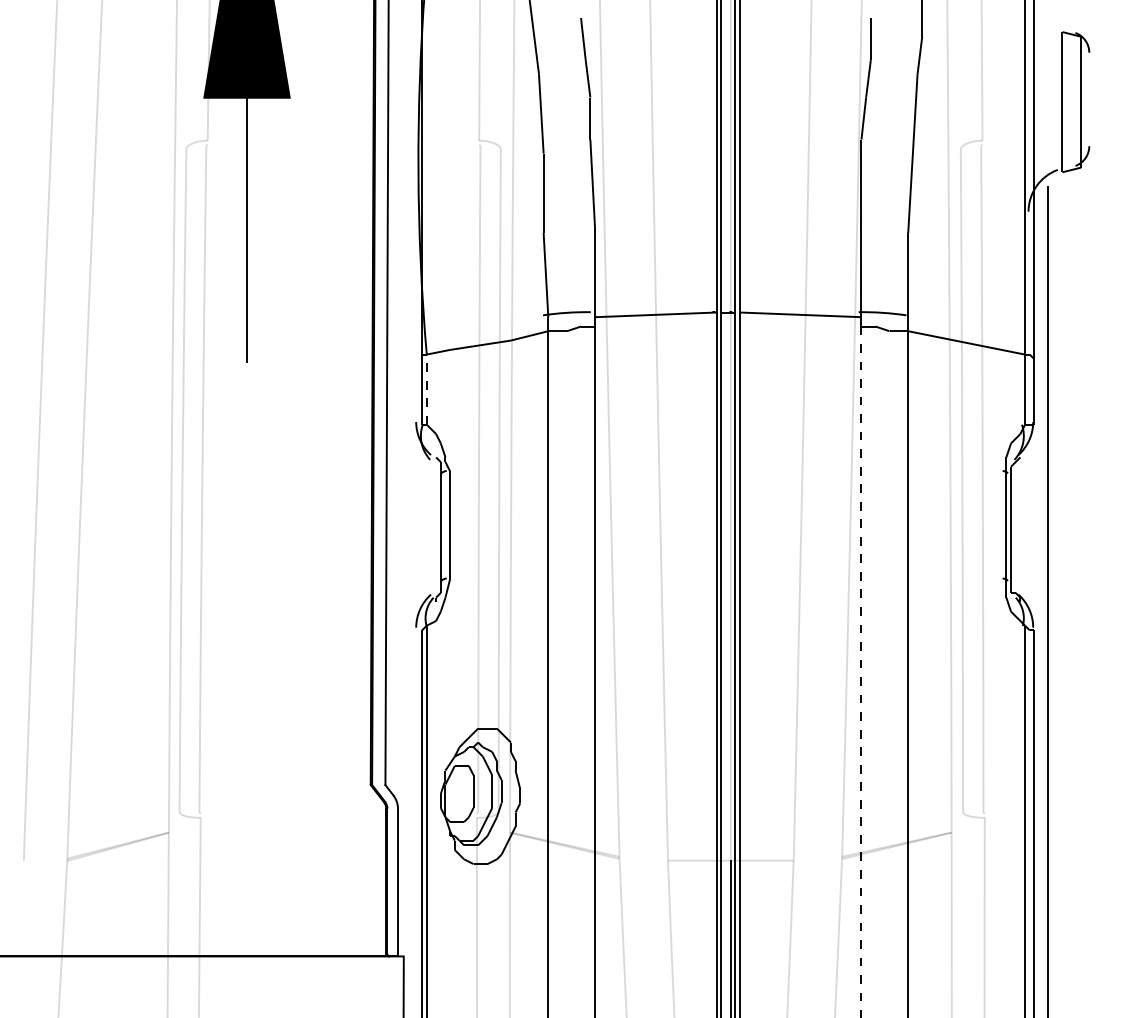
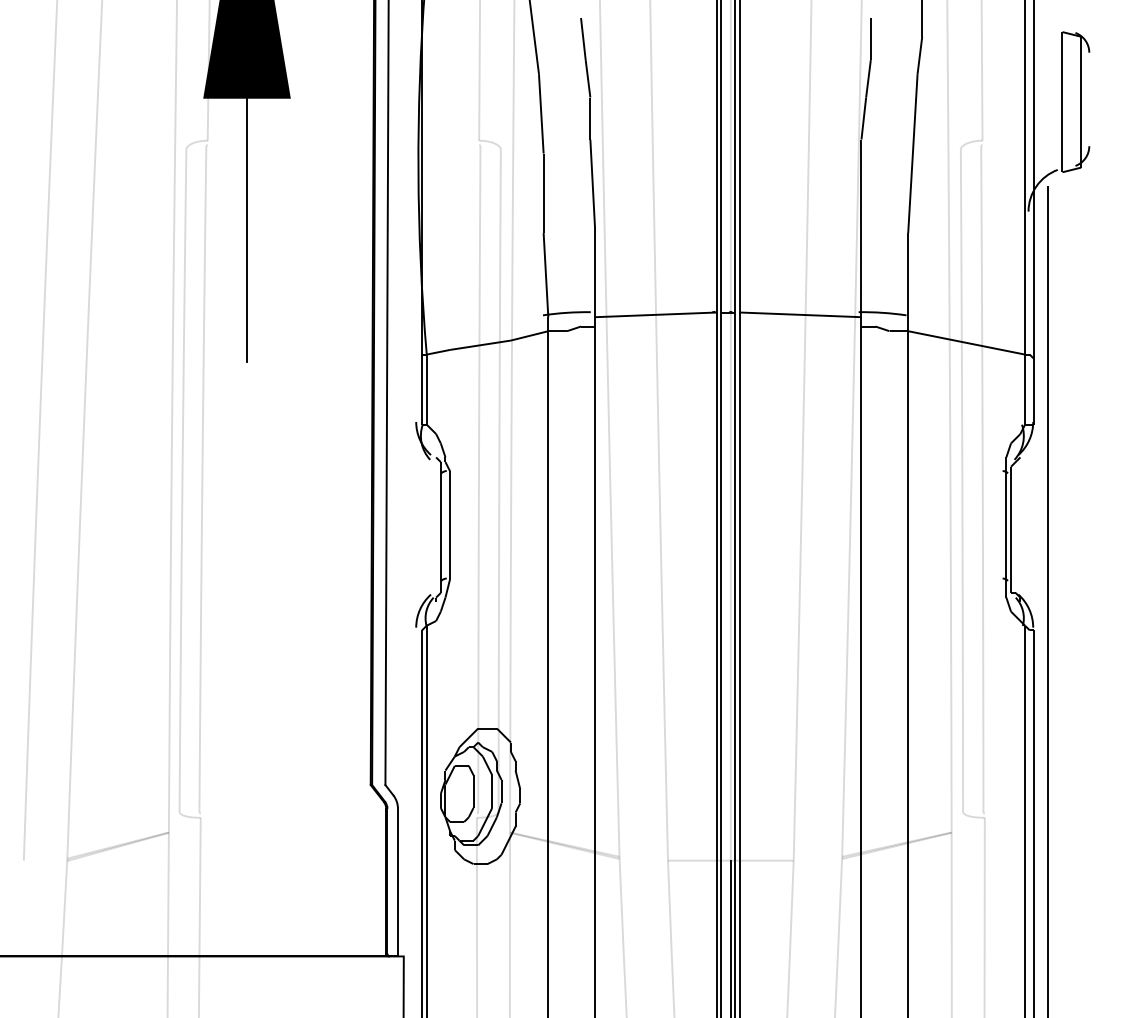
line: dashed -> solid (426, 389)
line: dashed -> solid (861, 672)
